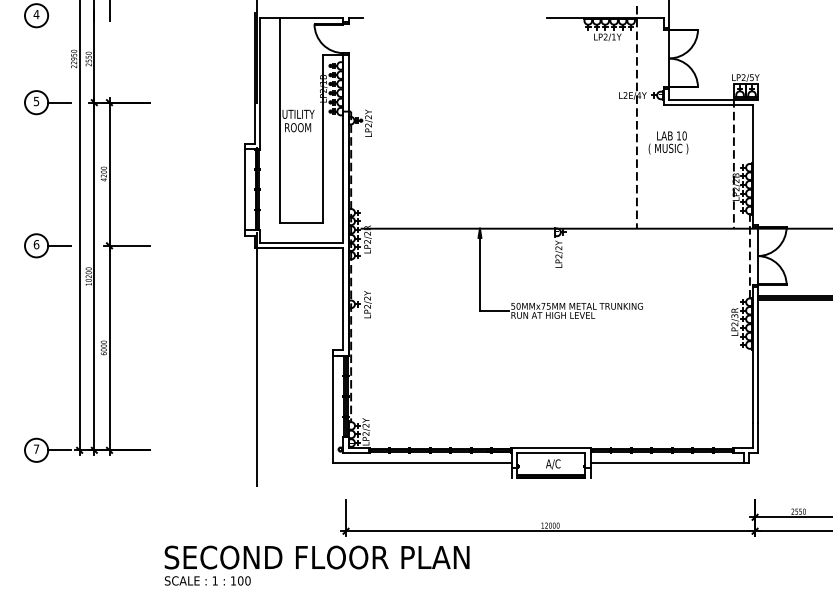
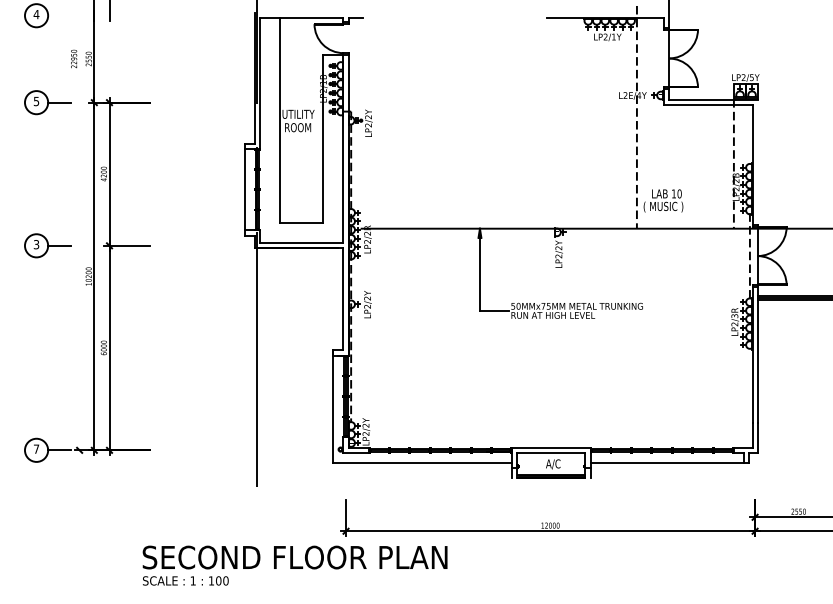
text position: (668, 142) -> (663, 200) (663, 200)
line: present -> none (79, 228)
text: 6 -> 3 (36, 244)
text position: (316, 565) -> (294, 565) (294, 565)
